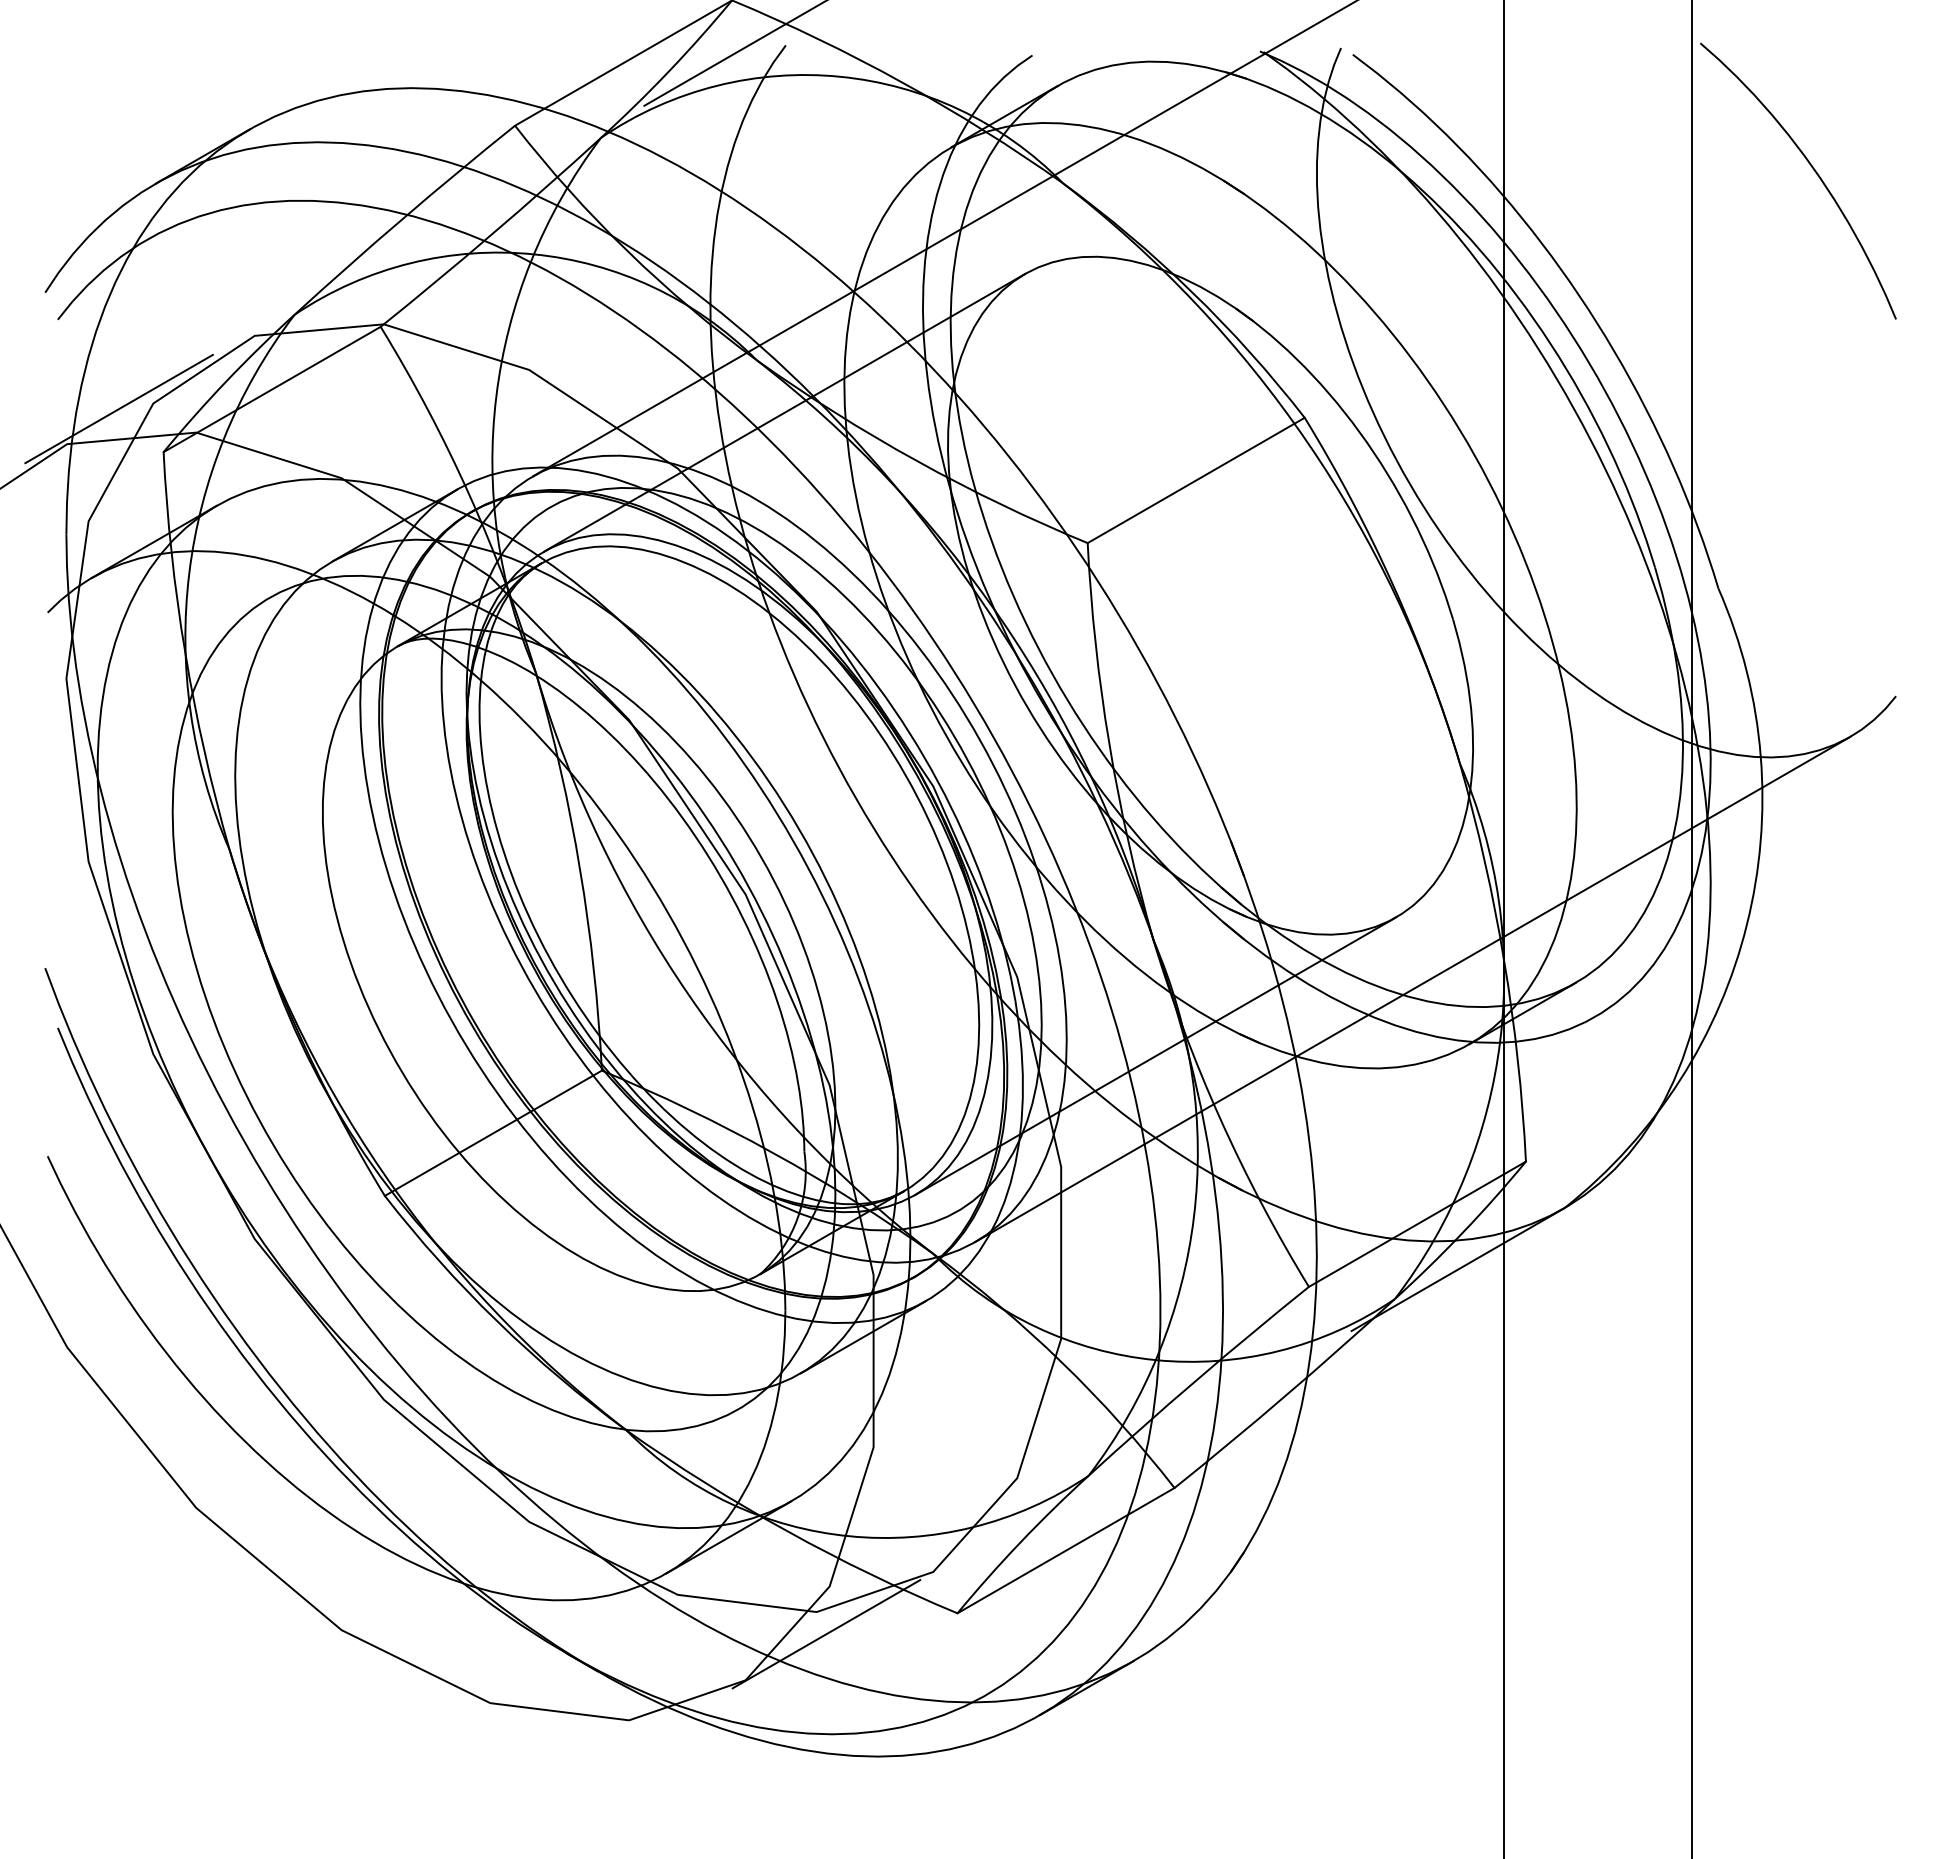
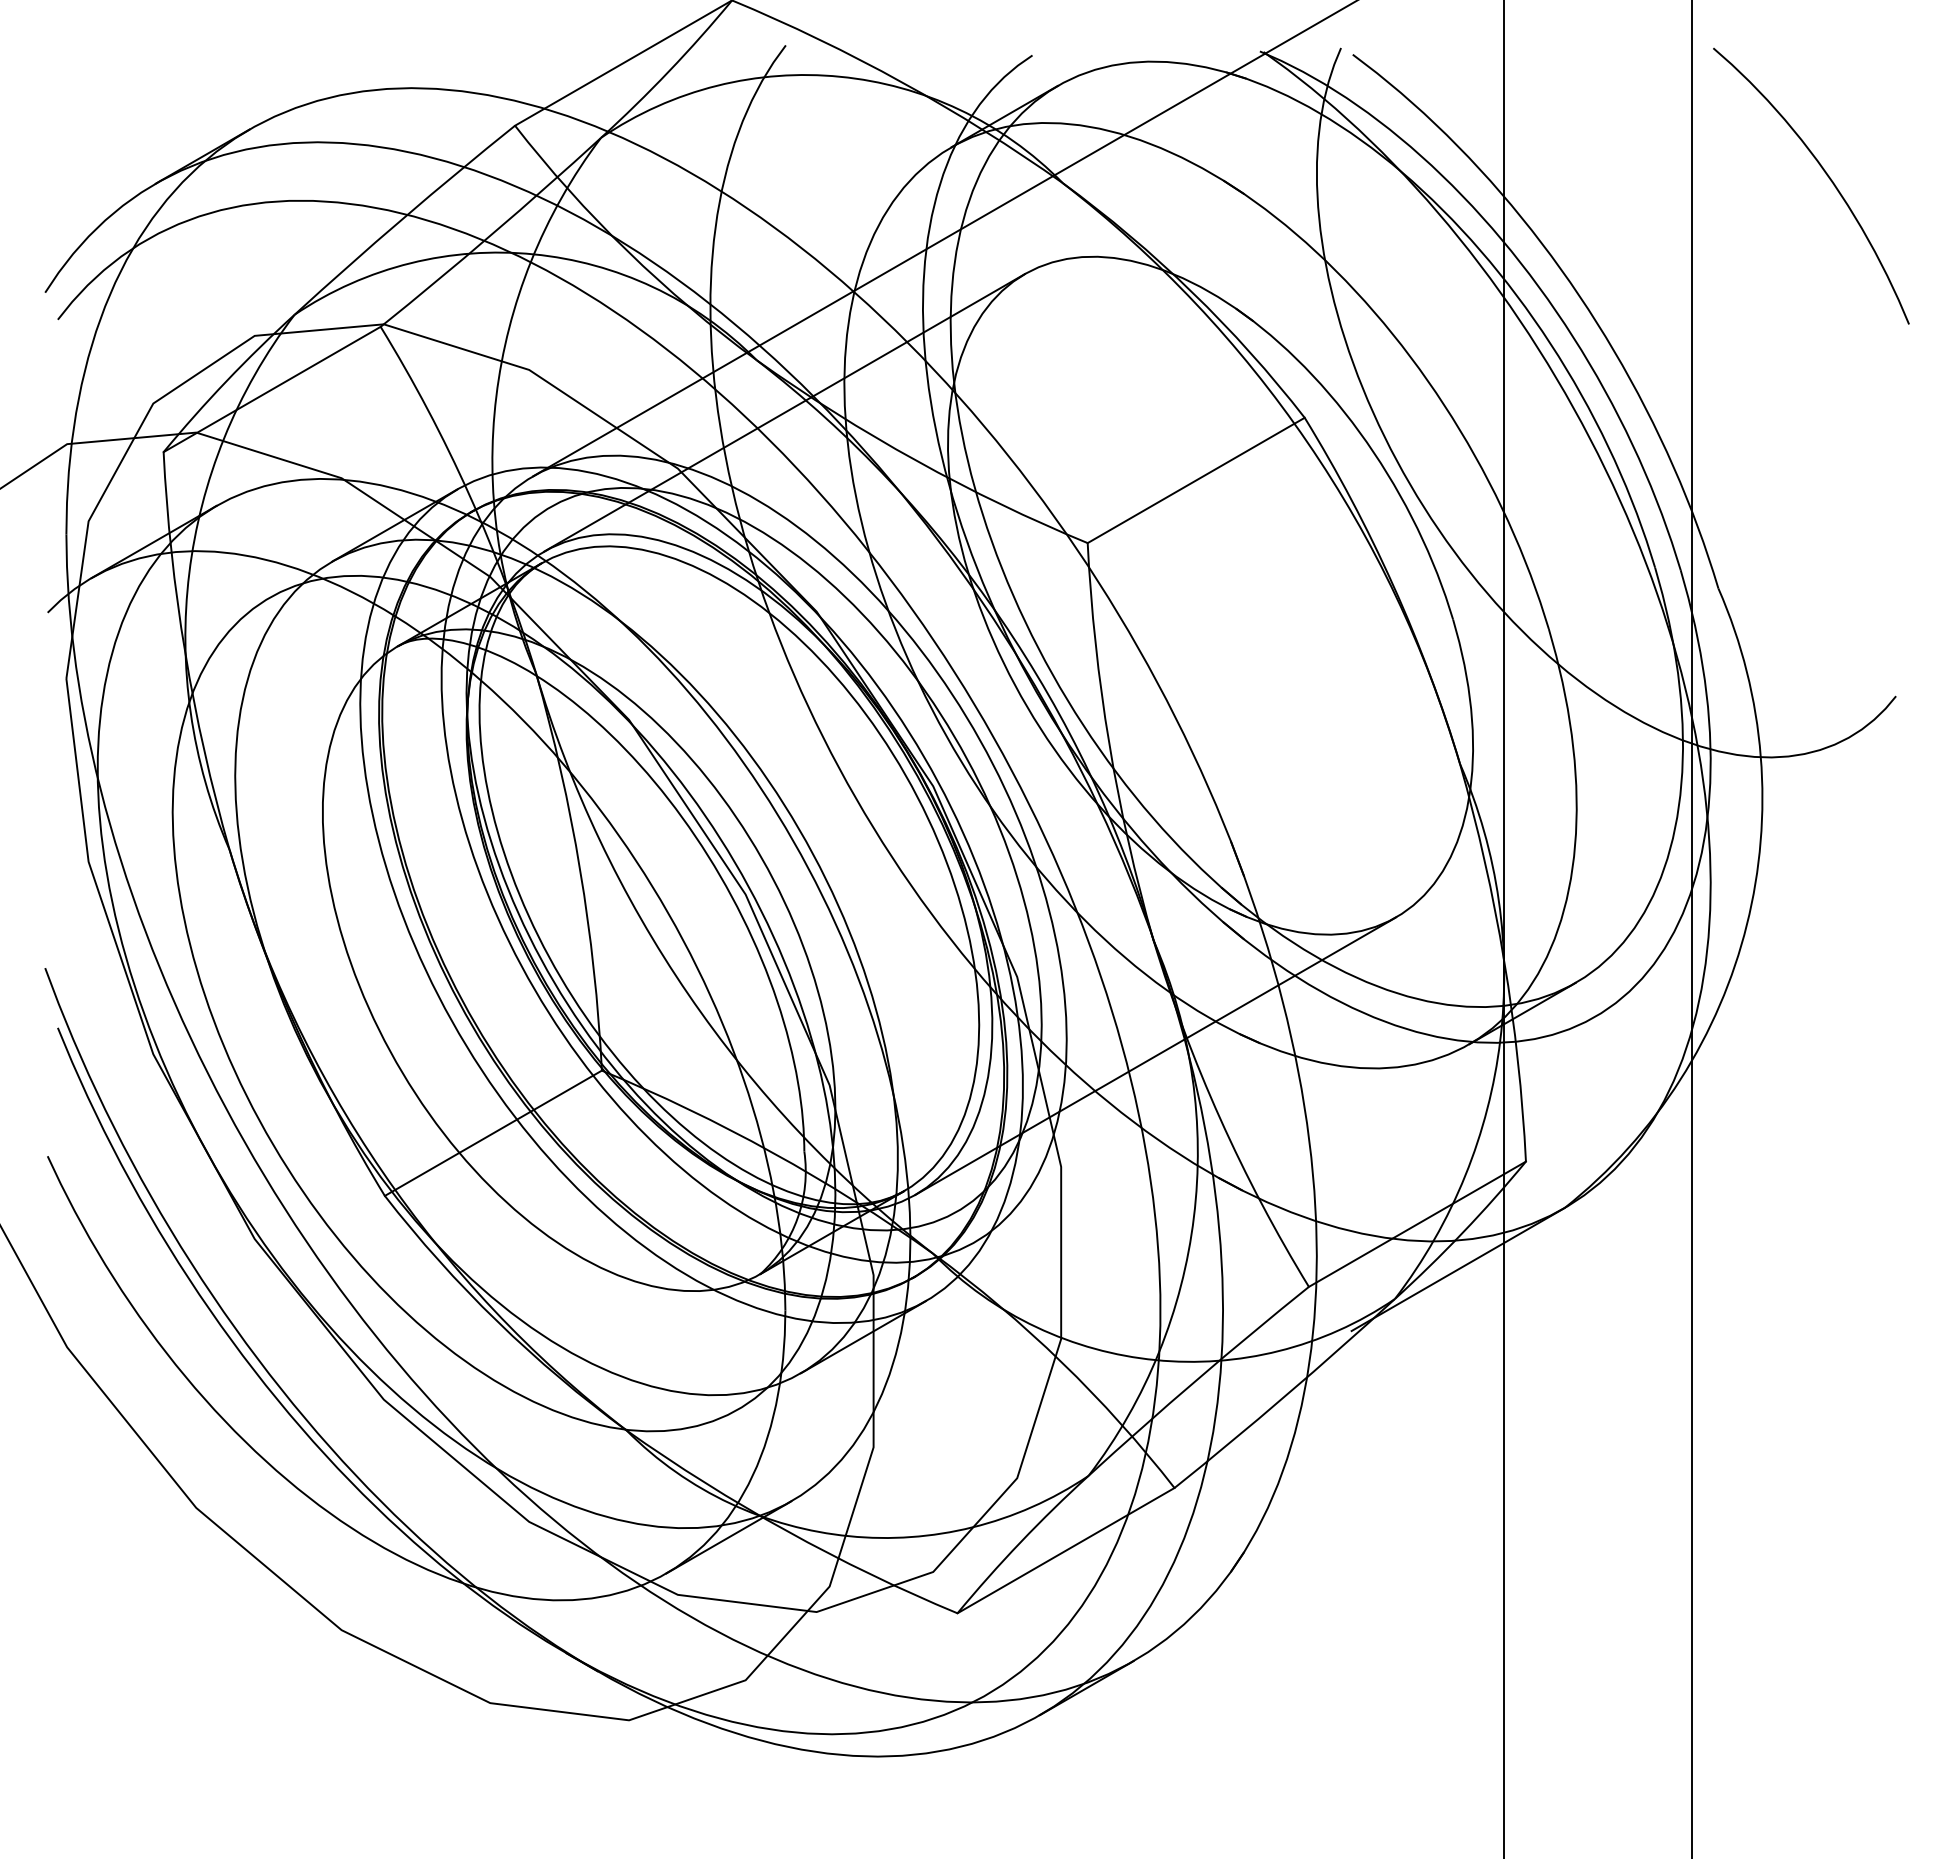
line: present -> none (733, 53)
curve position: (1813, 170) -> (1826, 175) (1826, 175)
line: present -> none (118, 408)
line: present -> none (1412, 989)
line: present -> none (826, 1634)
